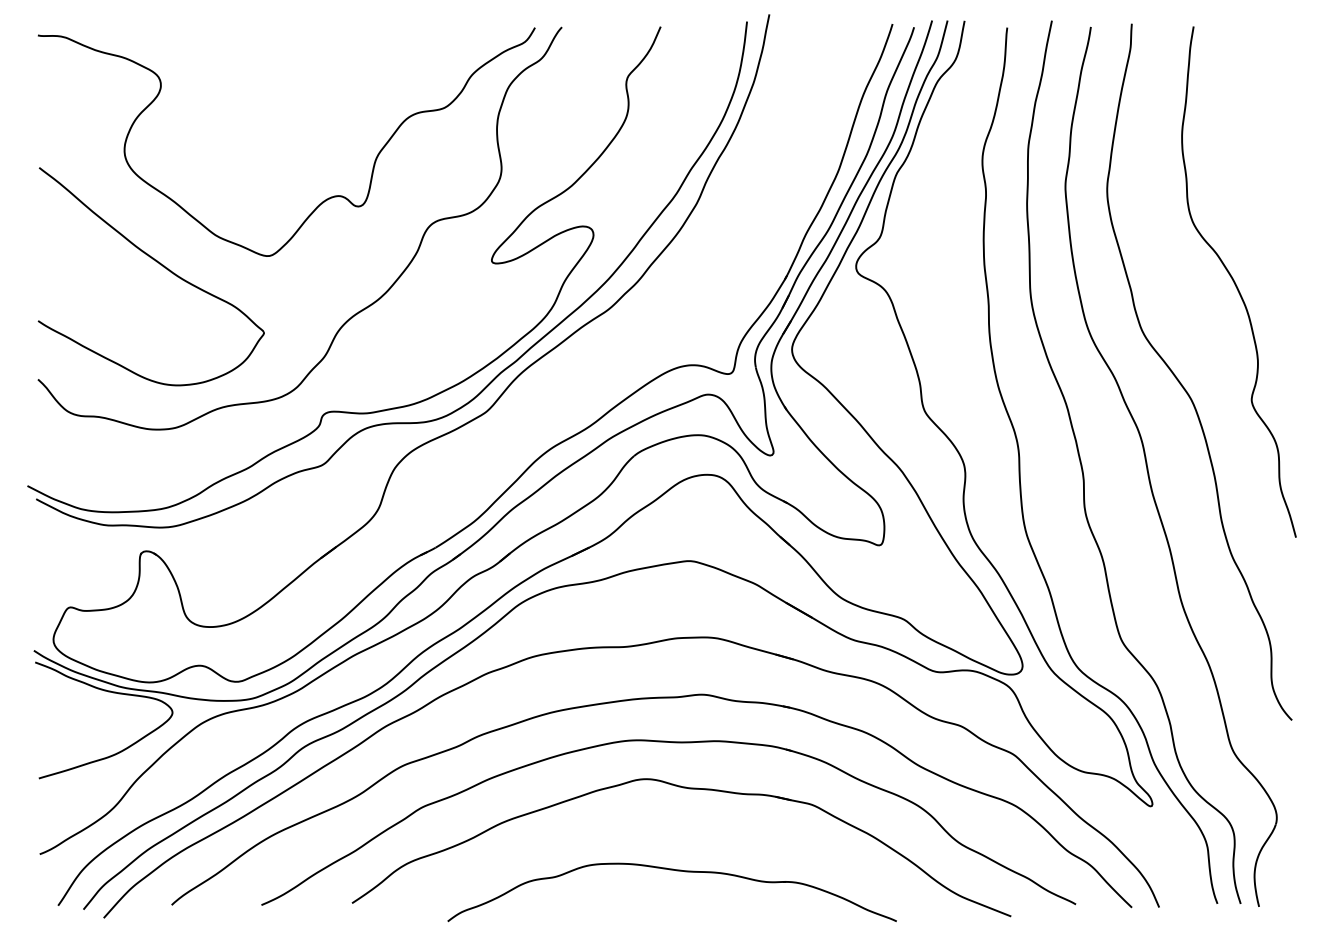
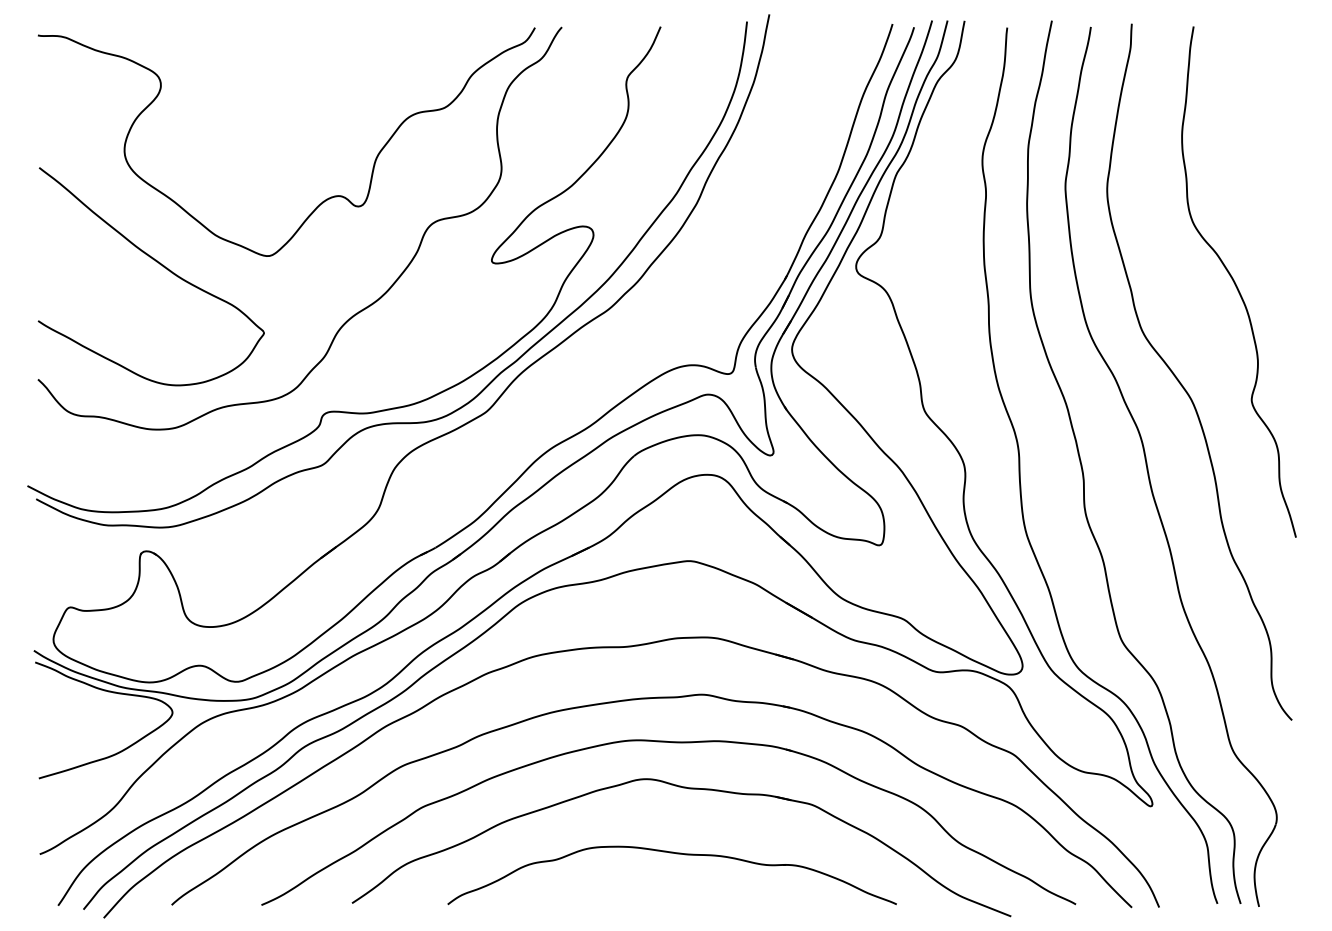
part position: (676, 871) -> (676, 854) (676, 854)
